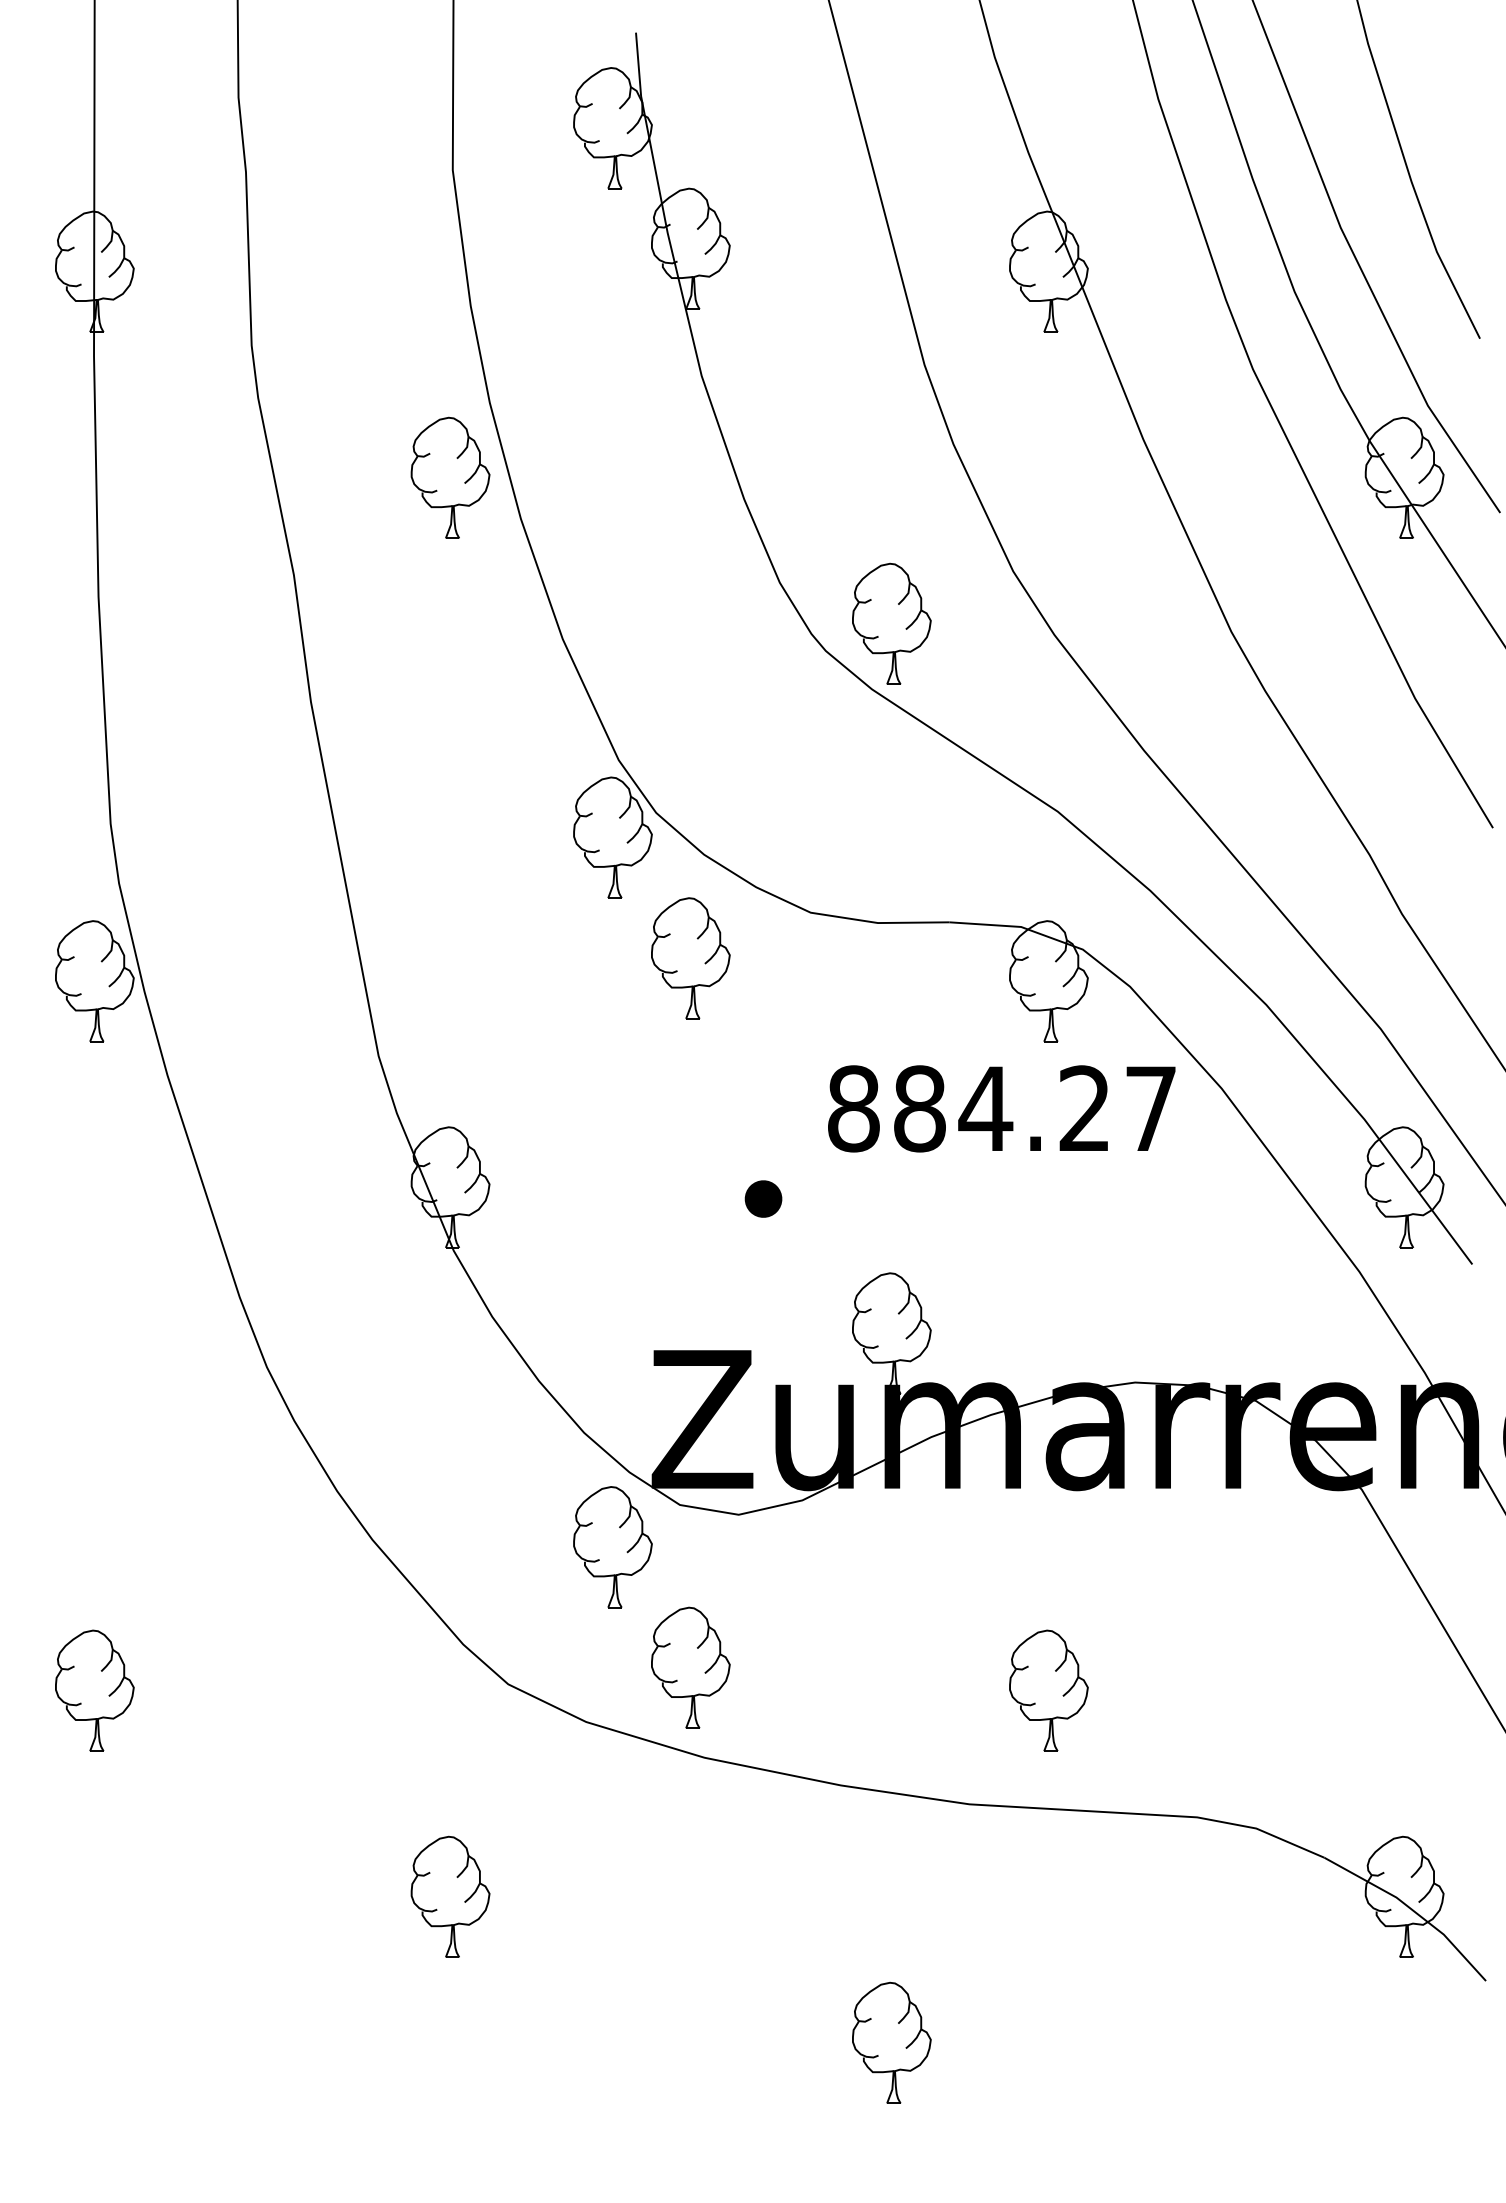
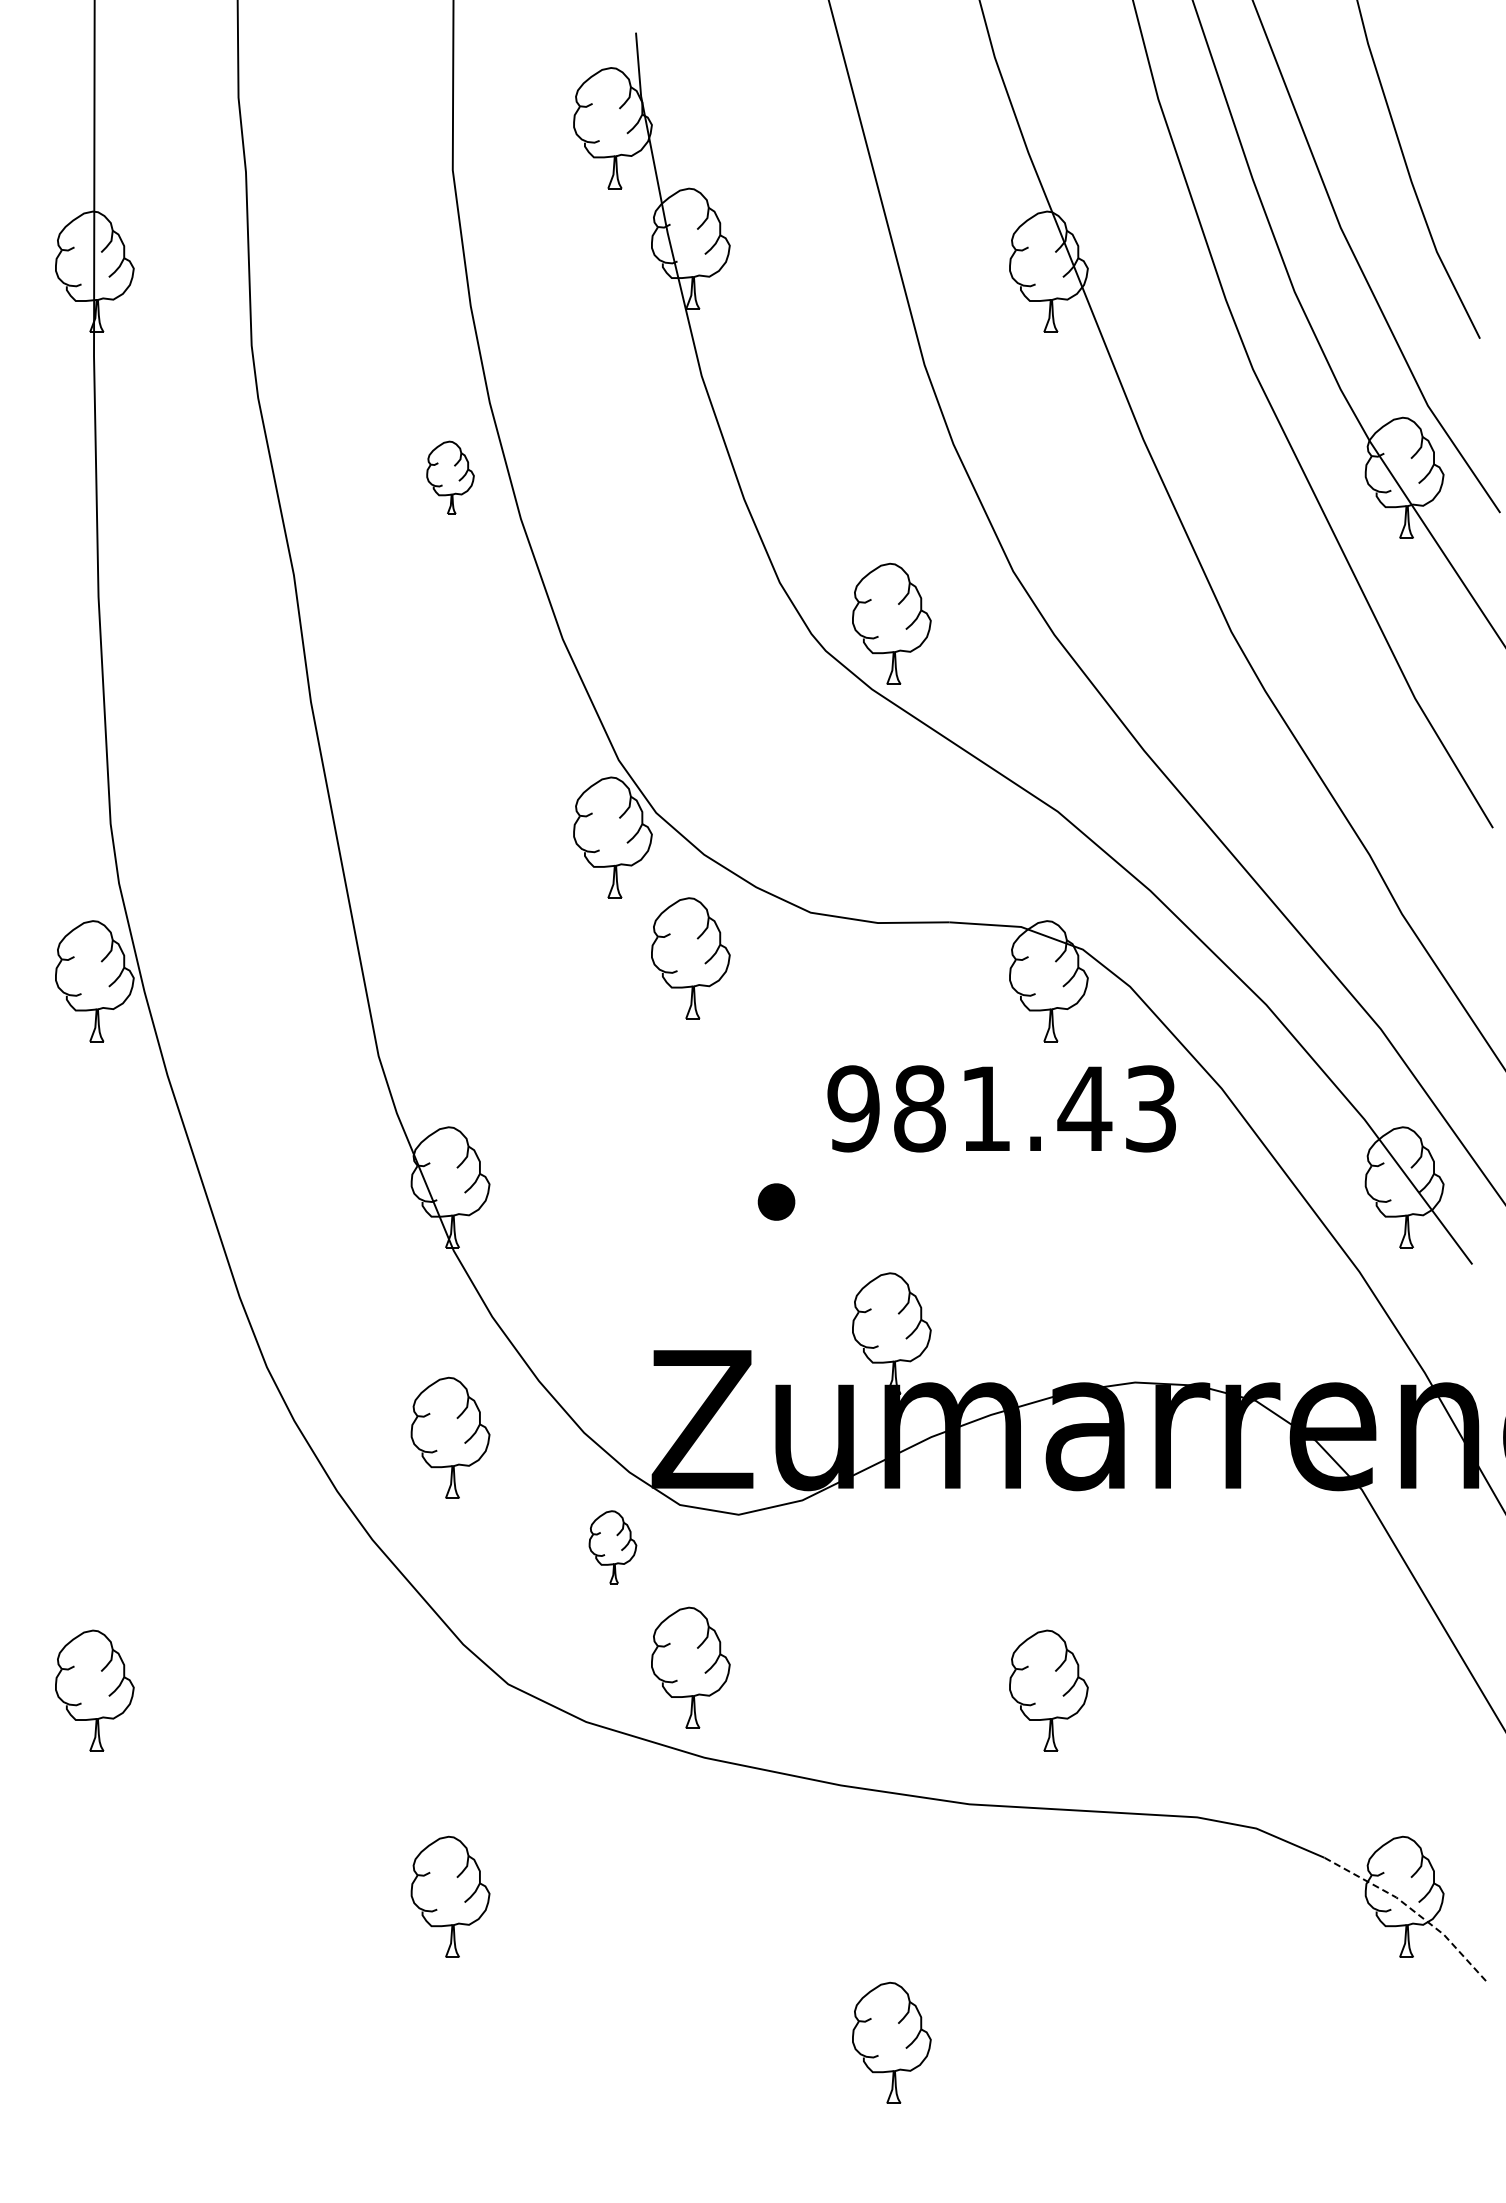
part size: 81x123 px -> 49x75 px (450, 477)
text: 884.27 -> 981.43 (1001, 1108)
part position: (763, 1198) -> (776, 1201) (776, 1201)
part: none -> present (450, 1437)
part size: 80x123 px -> 50x75 px (612, 1547)
line: solid -> dashed (1412, 1909)
